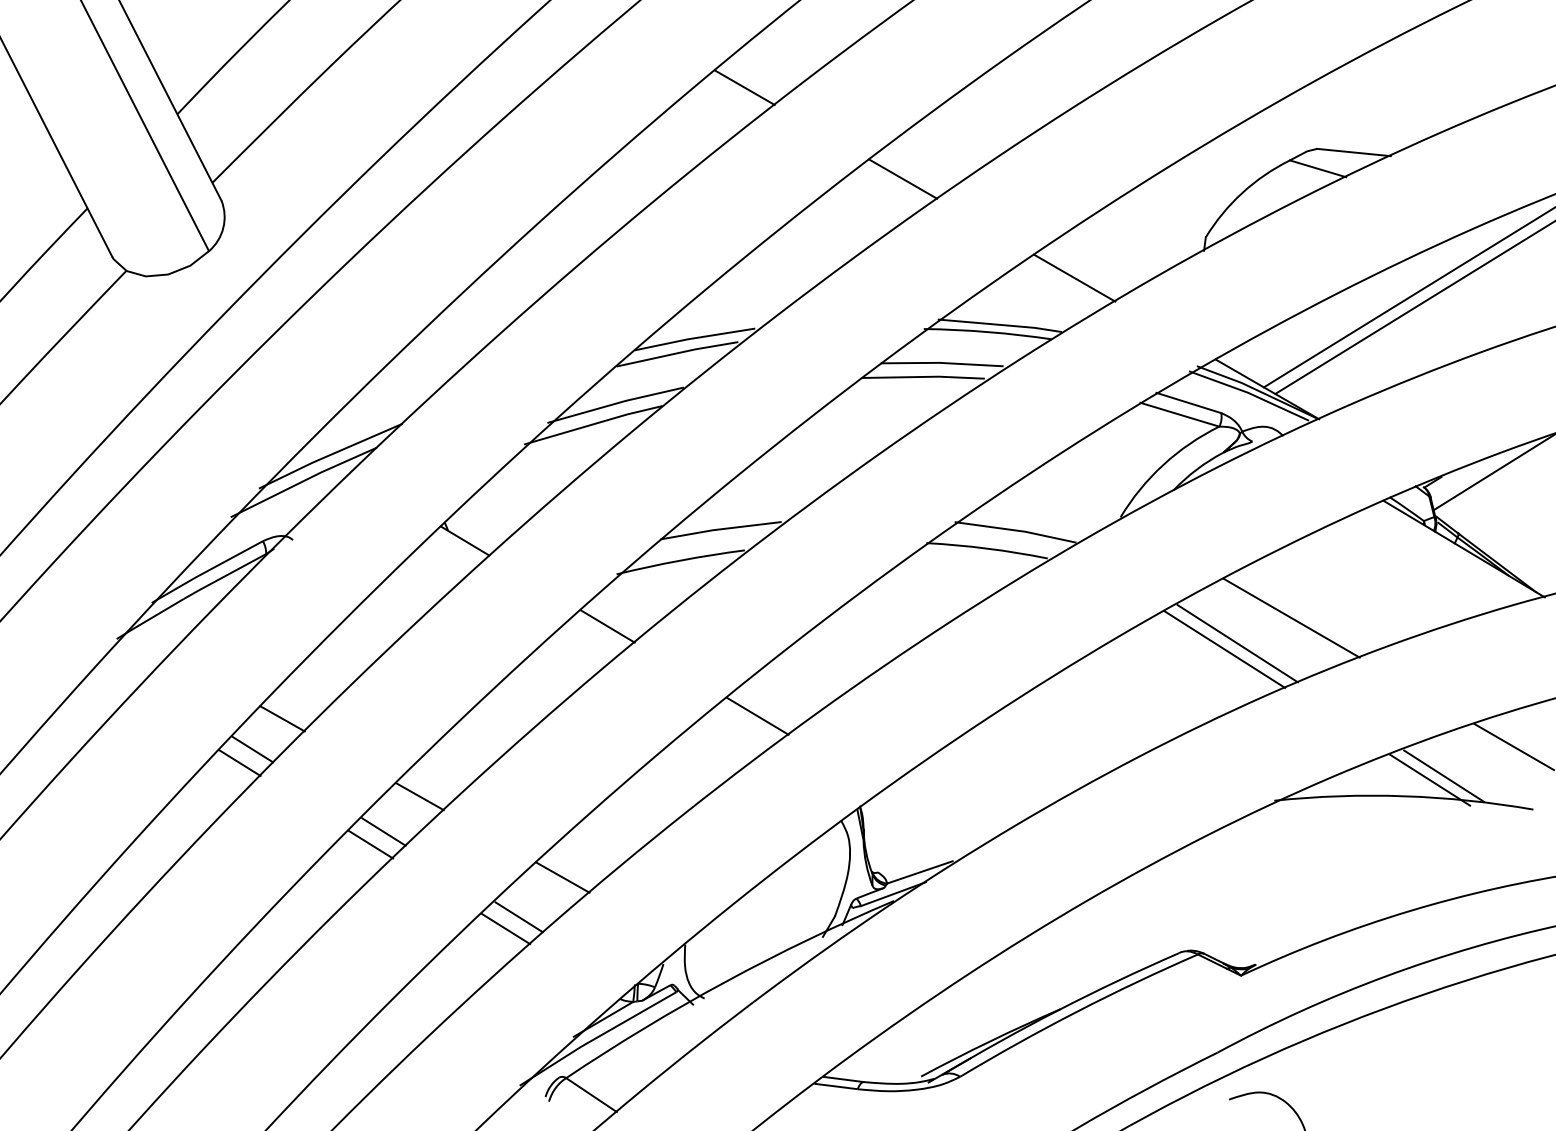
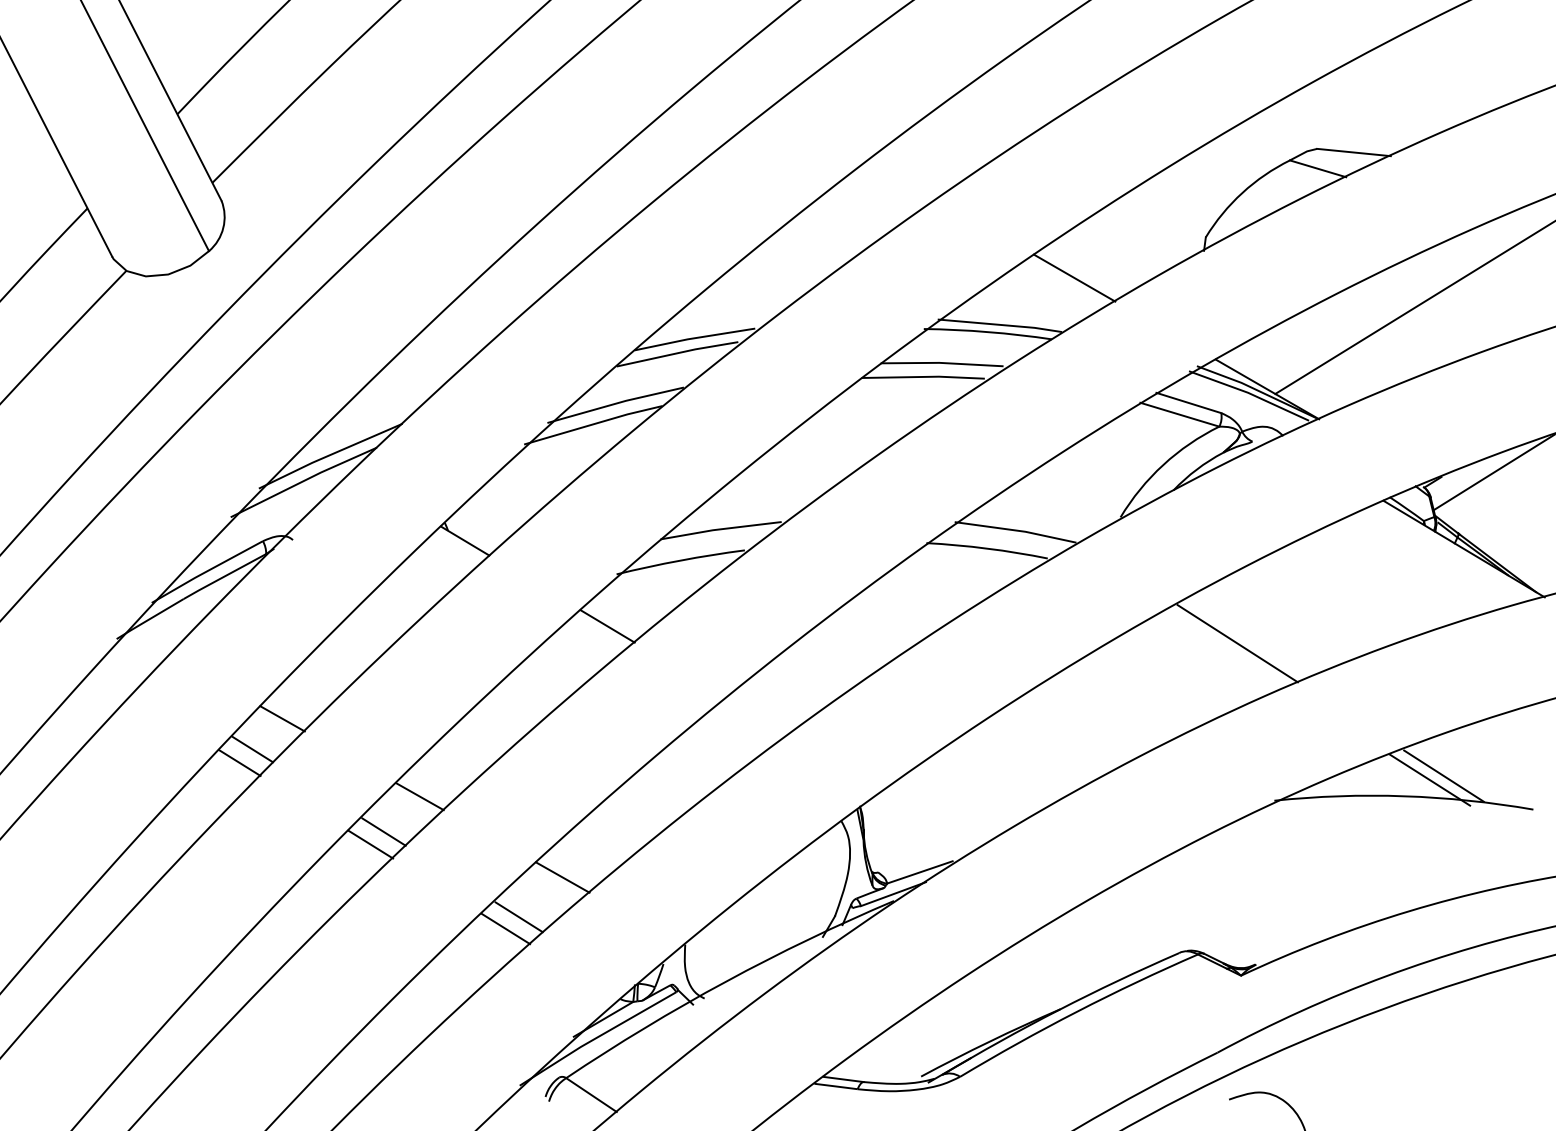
line: present -> none (744, 87)
line: present -> none (903, 178)
line: present -> none (1407, 297)
line: present -> none (1291, 617)
line: present -> none (1224, 649)
line: present -> none (757, 715)
line: present -> none (1513, 746)
